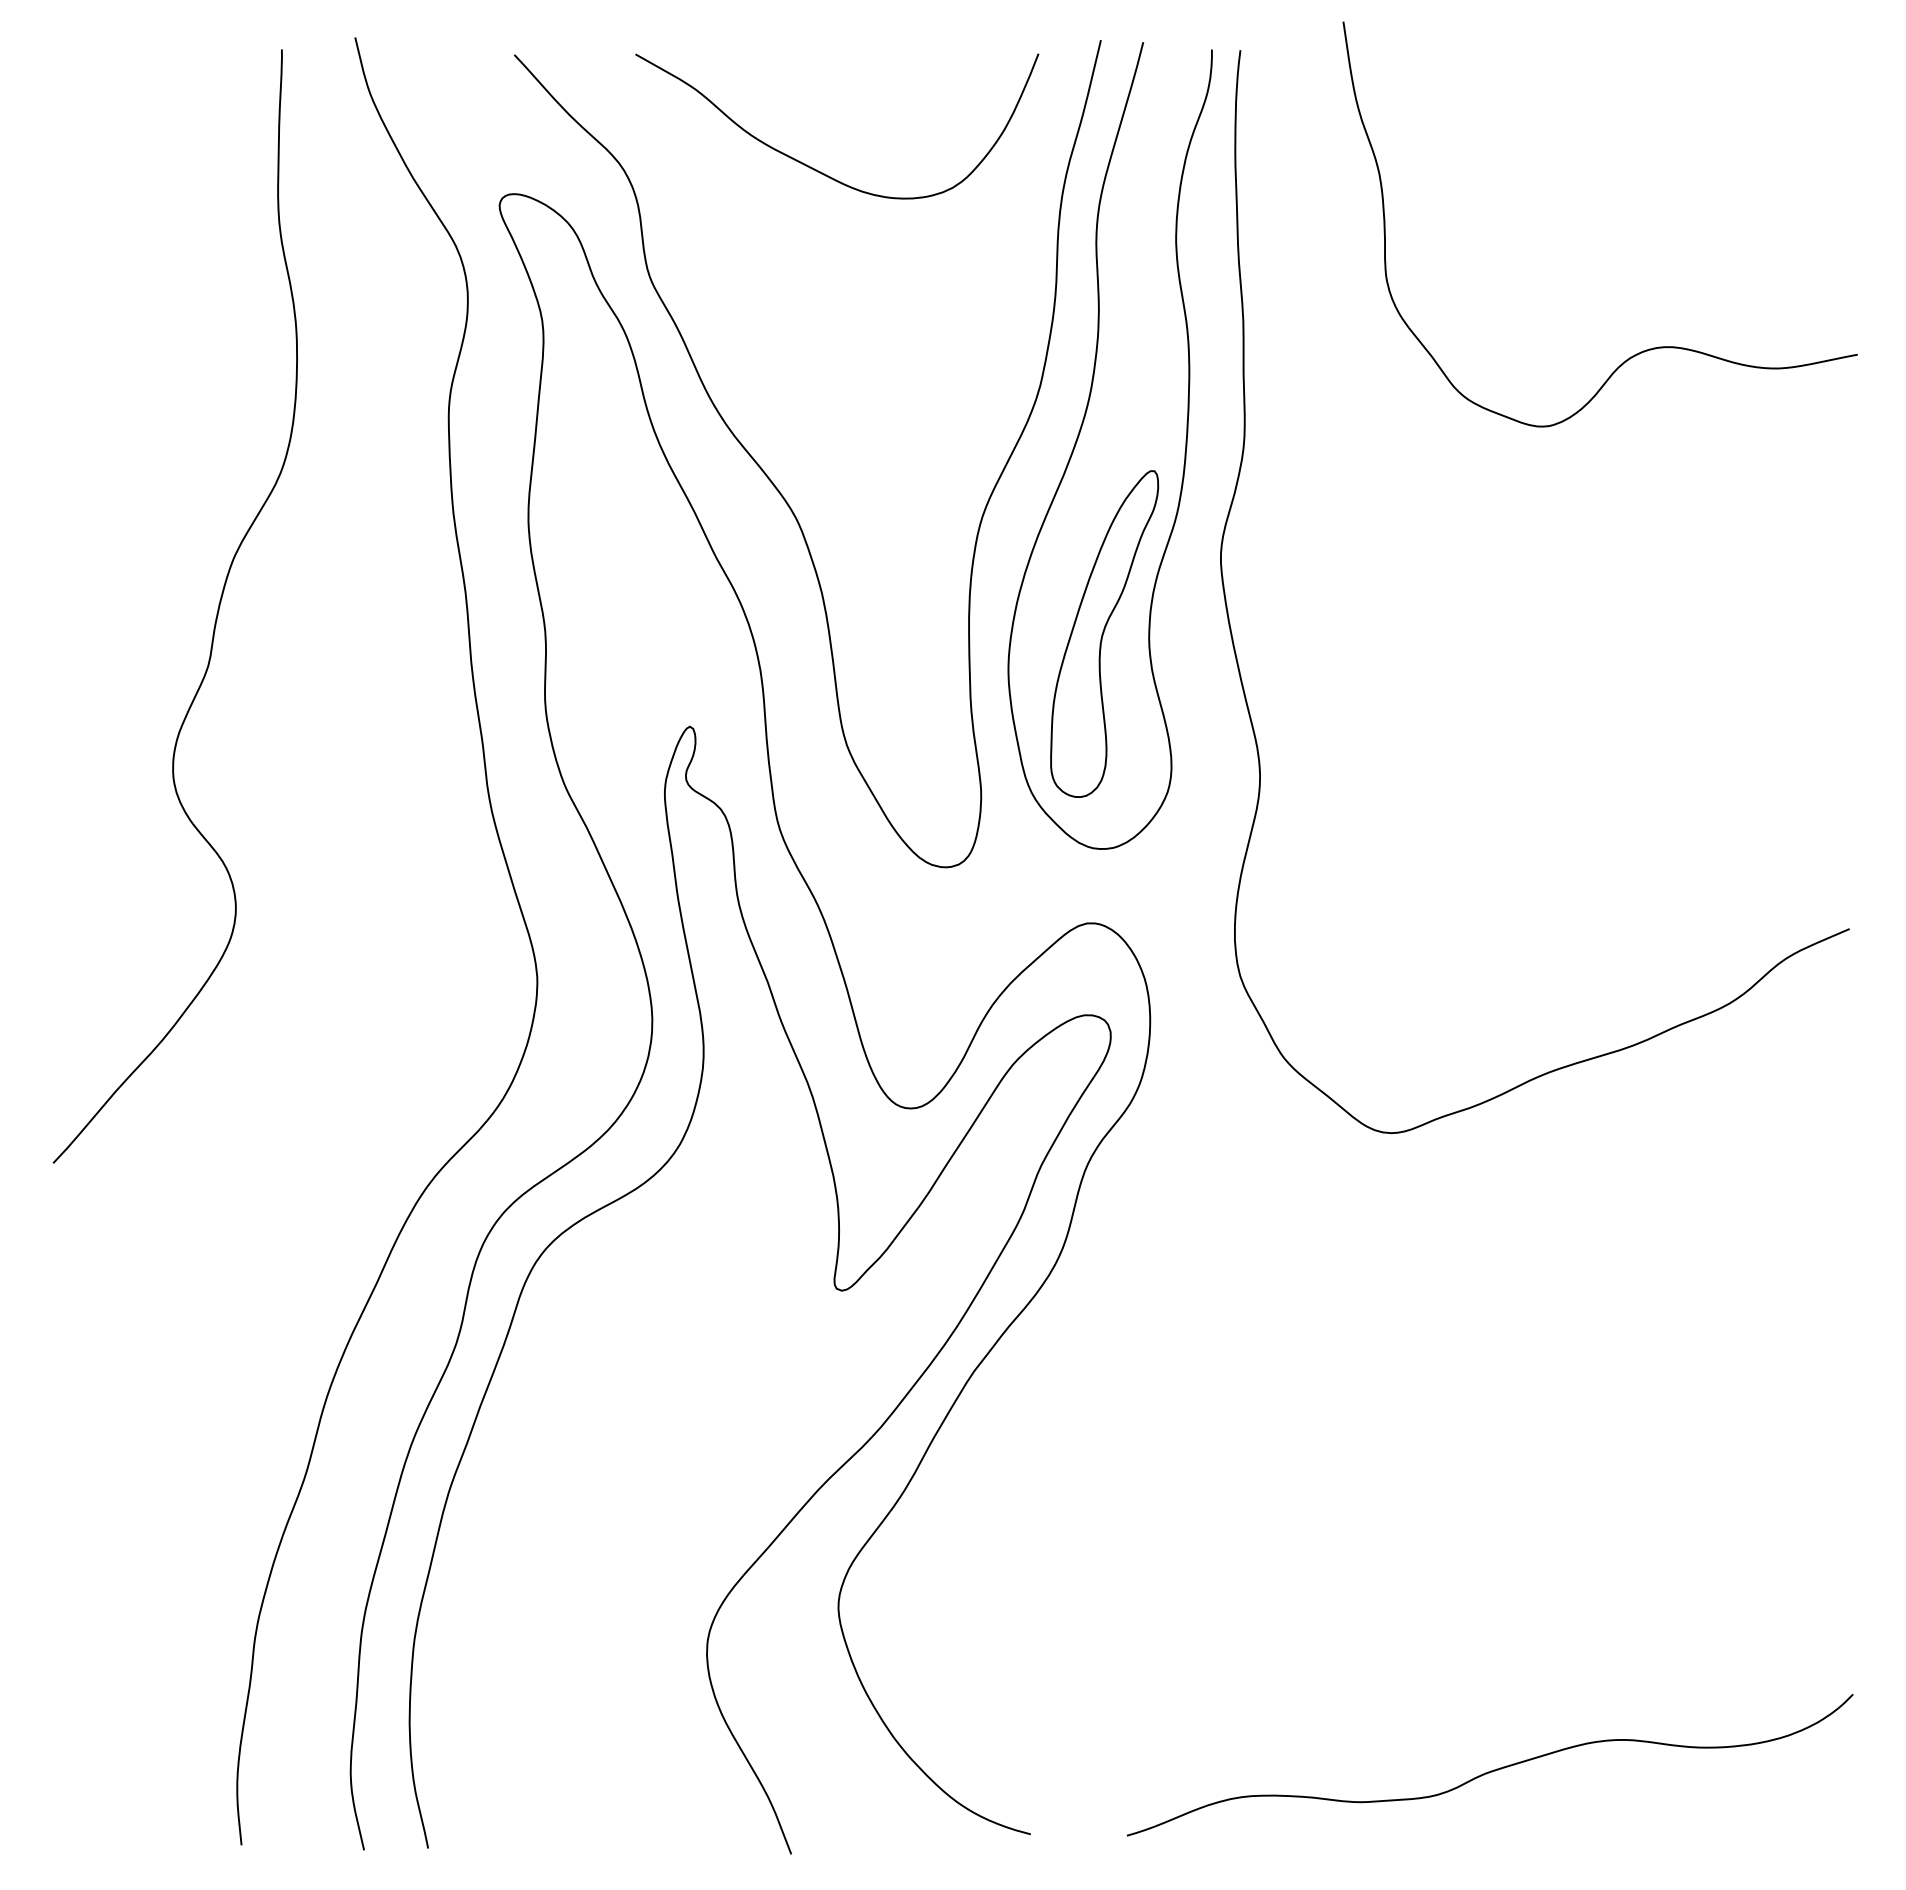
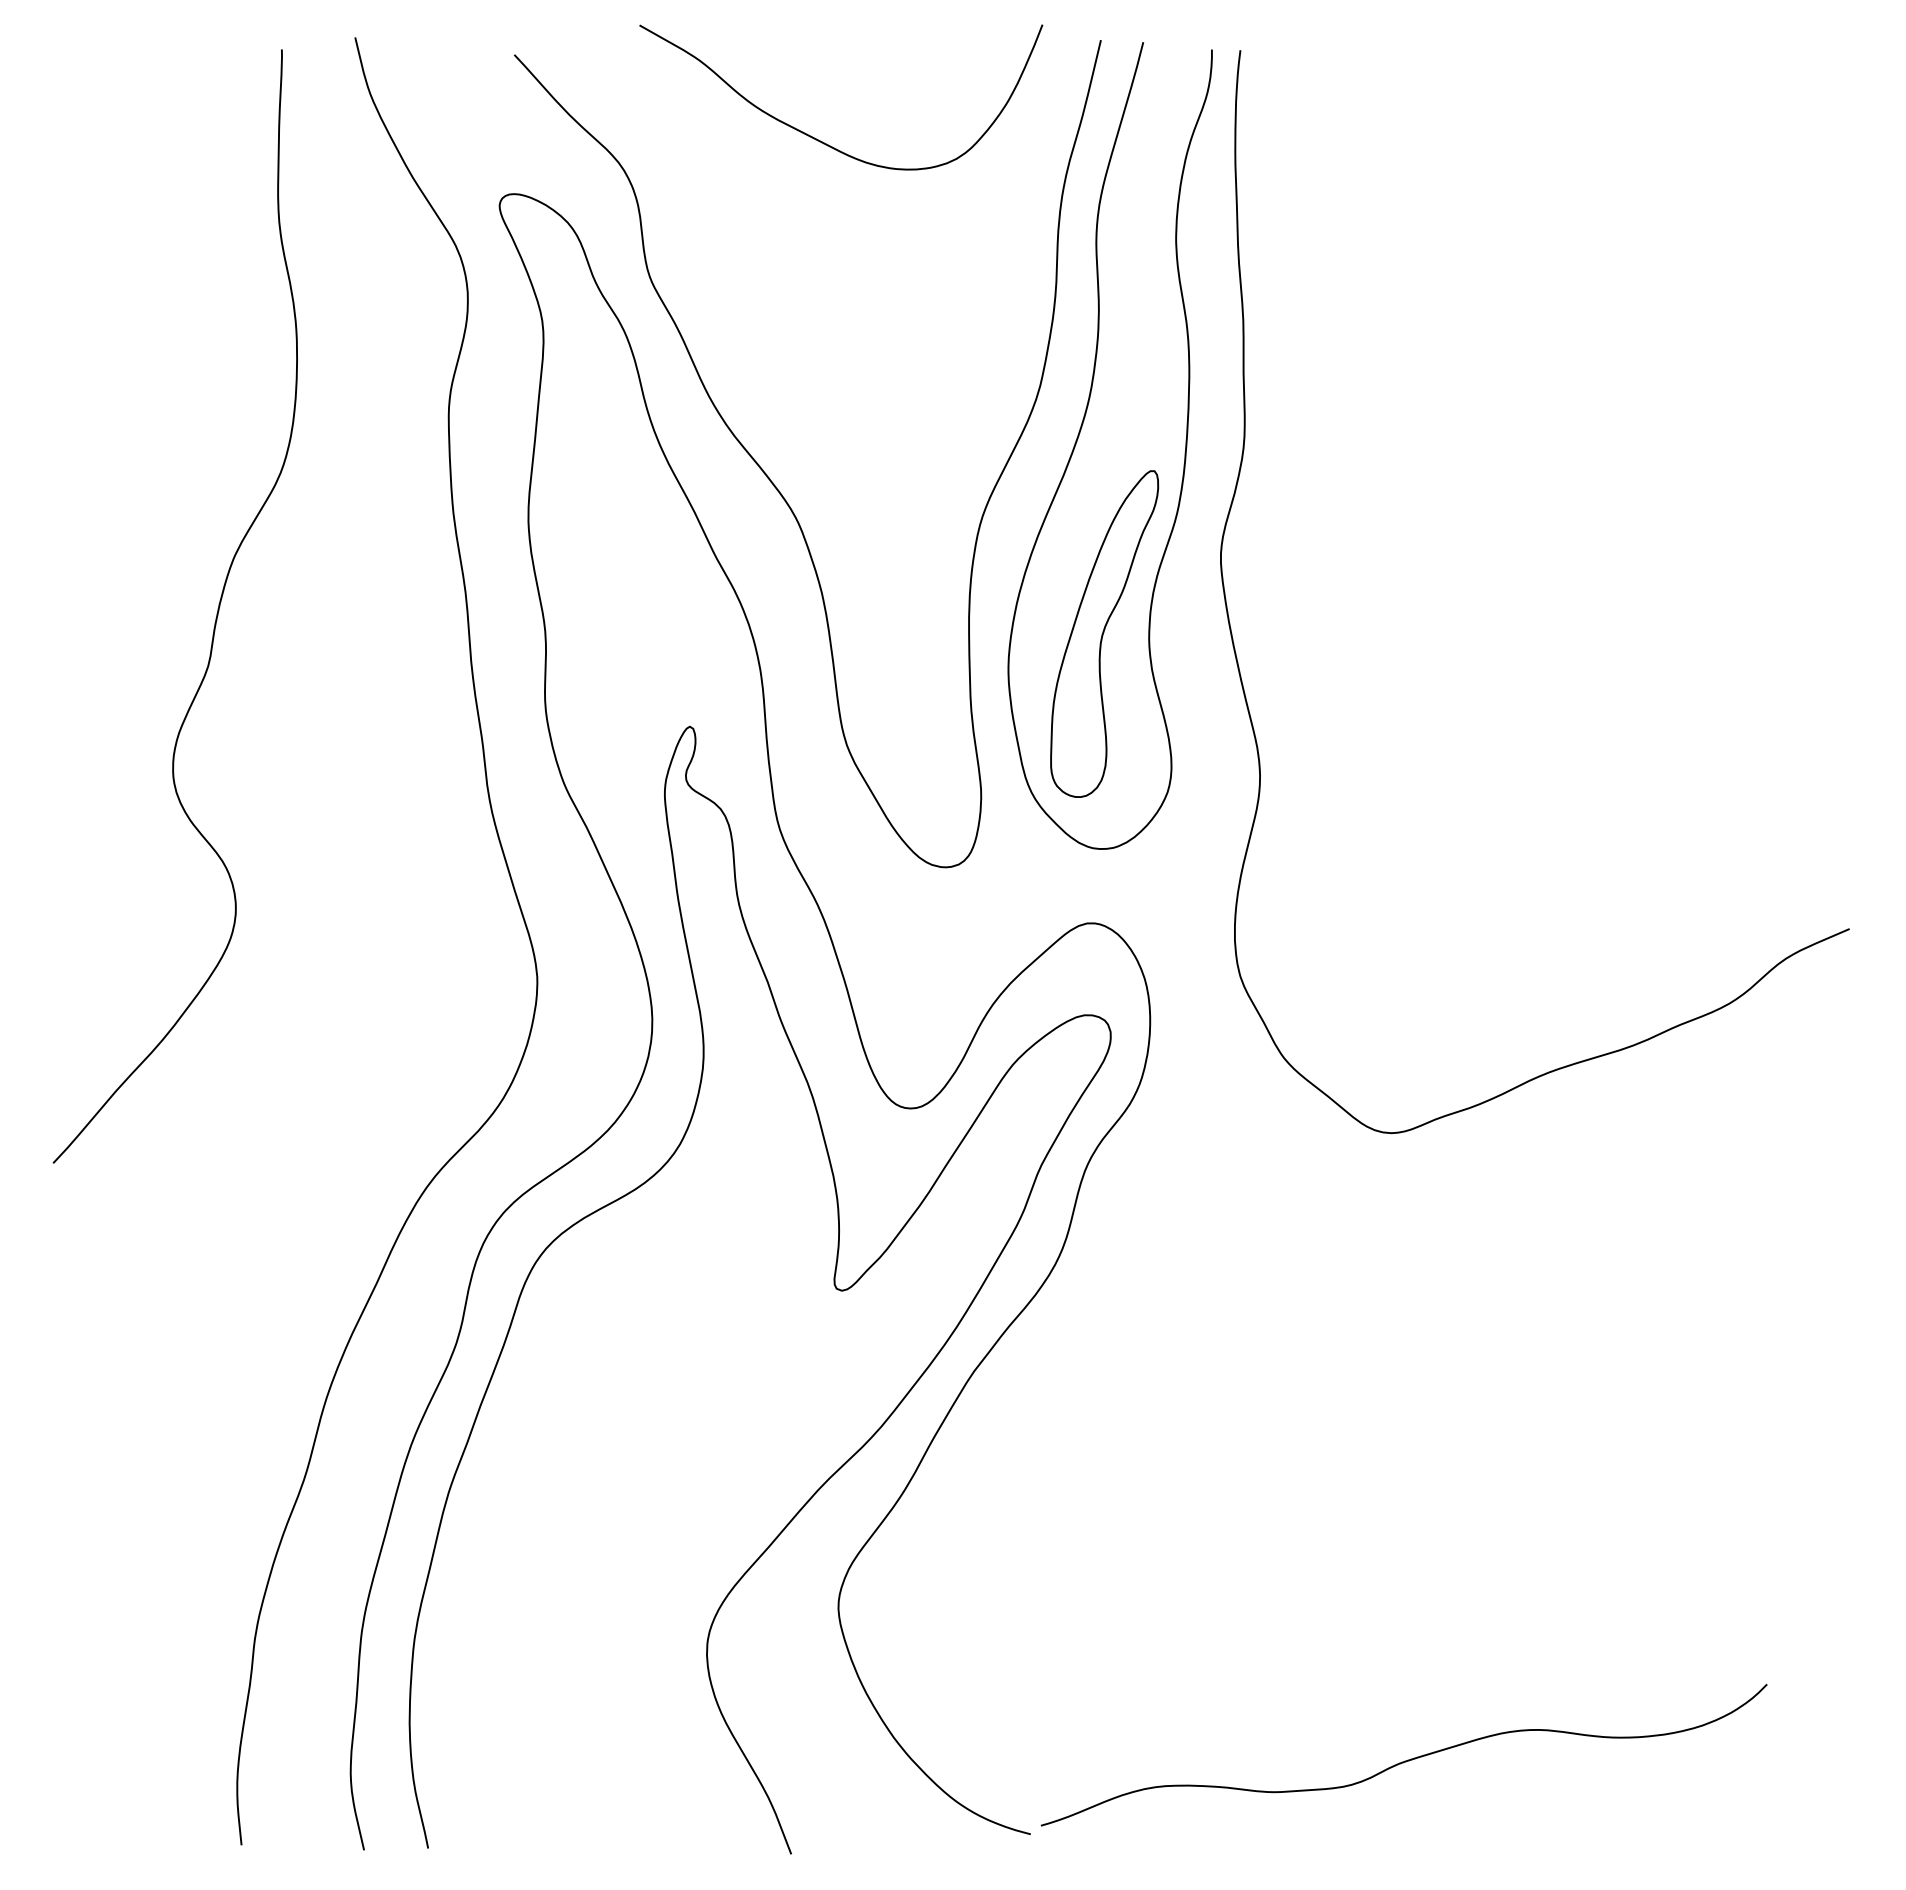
curve position: (816, 169) -> (820, 140) (820, 140)
curve: present -> none (1640, 351)
curve position: (1490, 1770) -> (1404, 1760) (1404, 1760)
